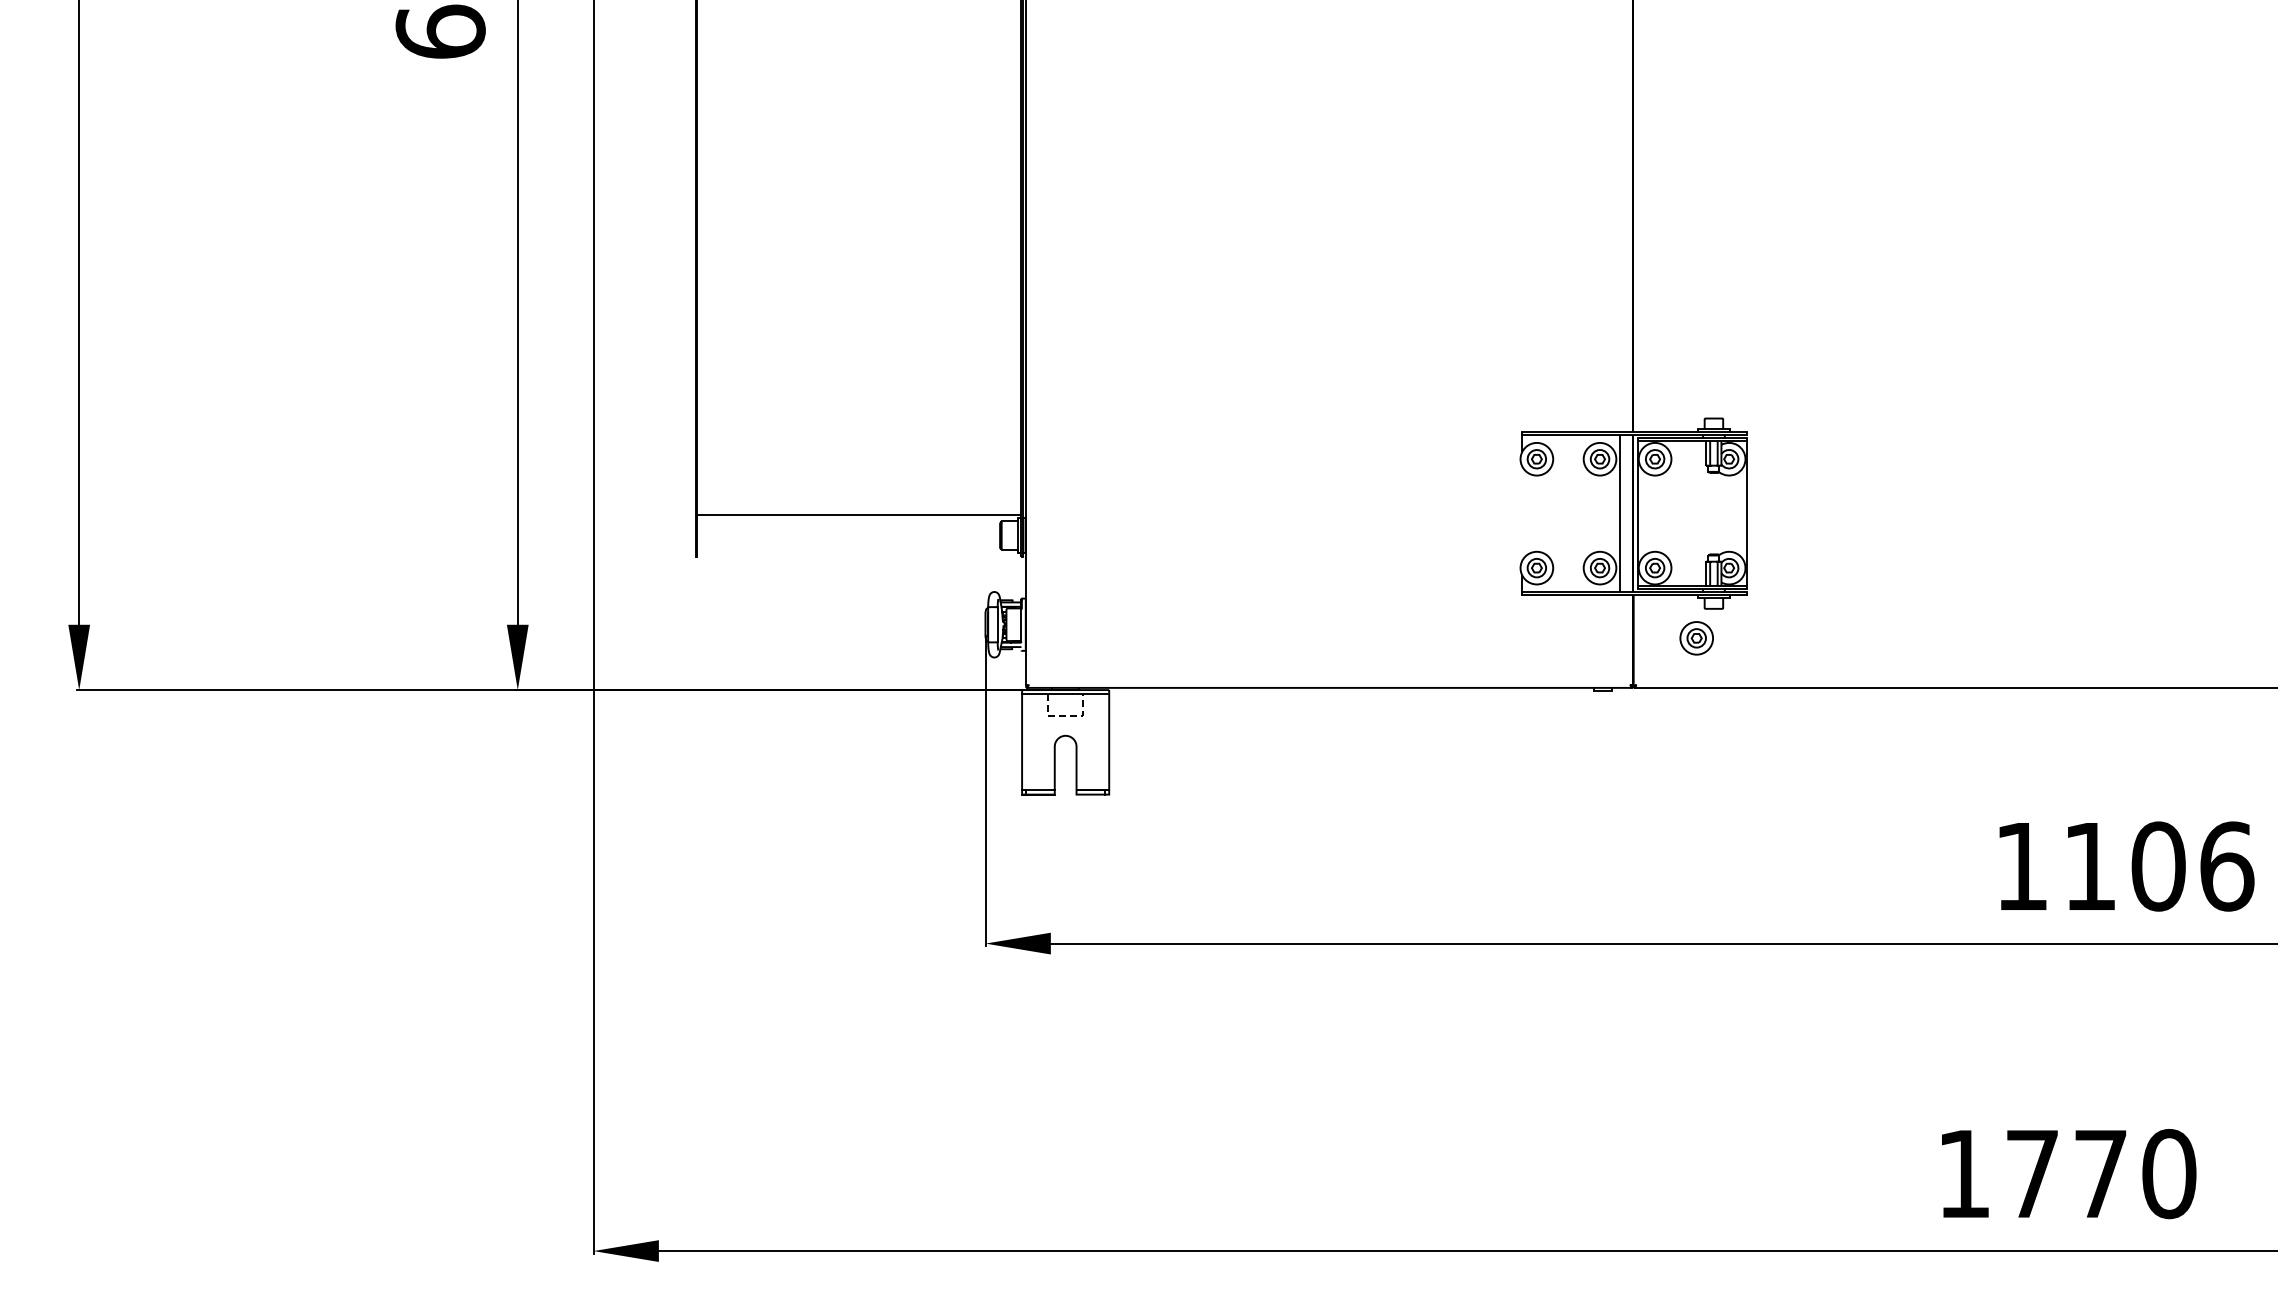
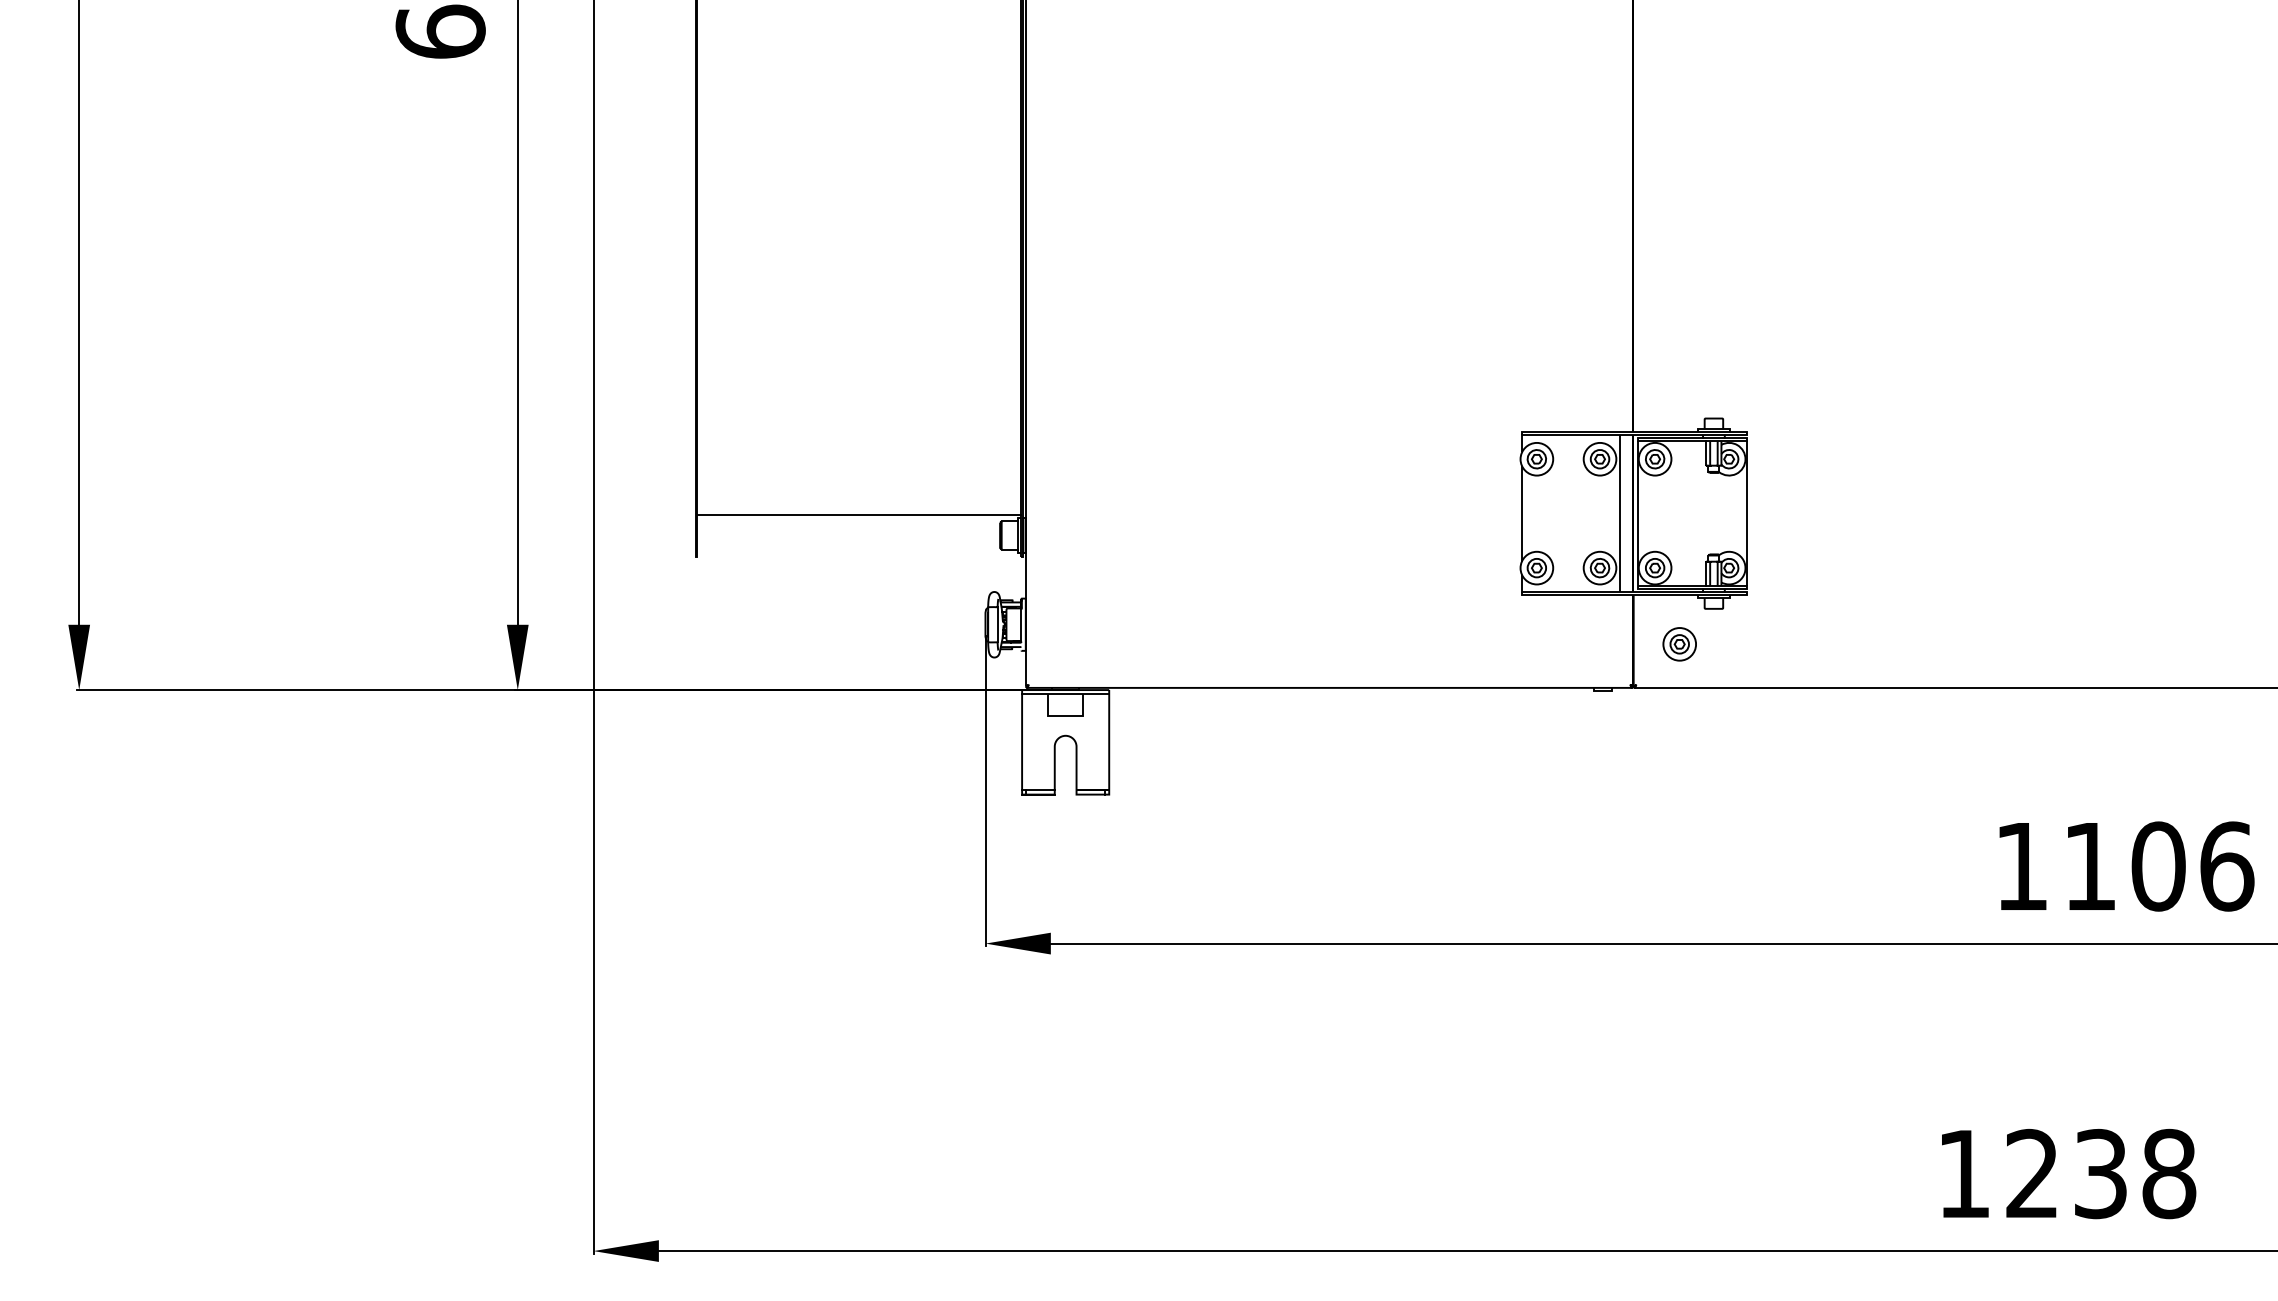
line: none -> present (1522, 513)
part position: (1696, 638) -> (1679, 644) (1679, 644)
line: dashed -> solid (1066, 716)
text: 1770 -> 1238 (2101, 1173)
